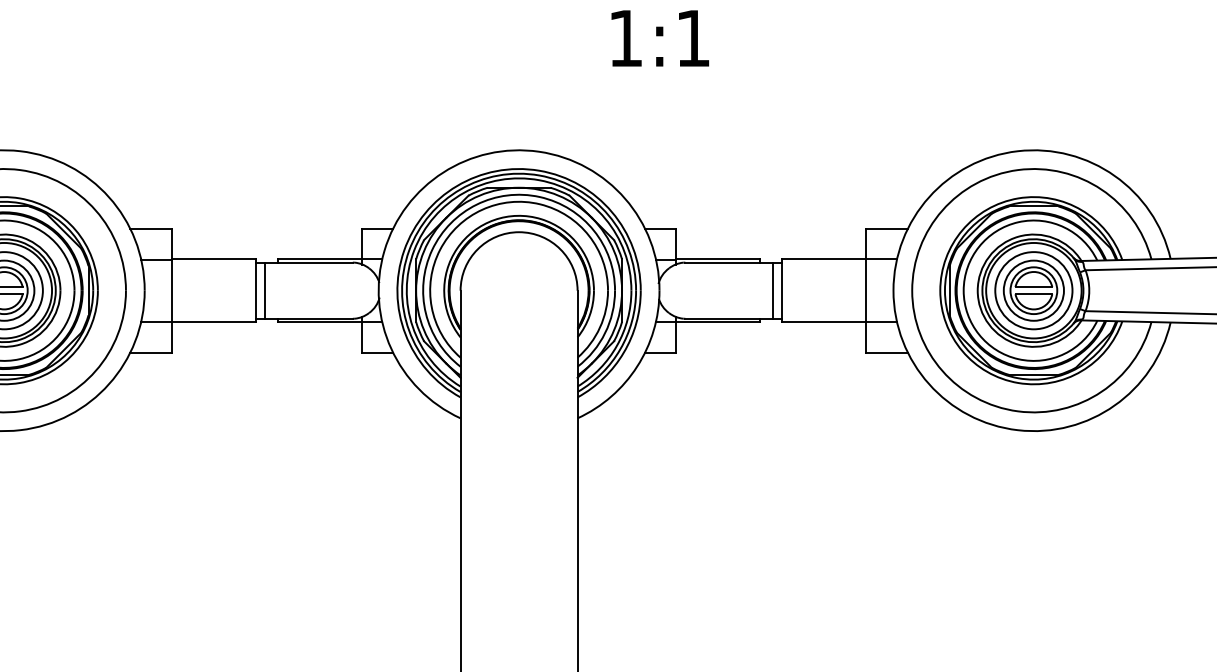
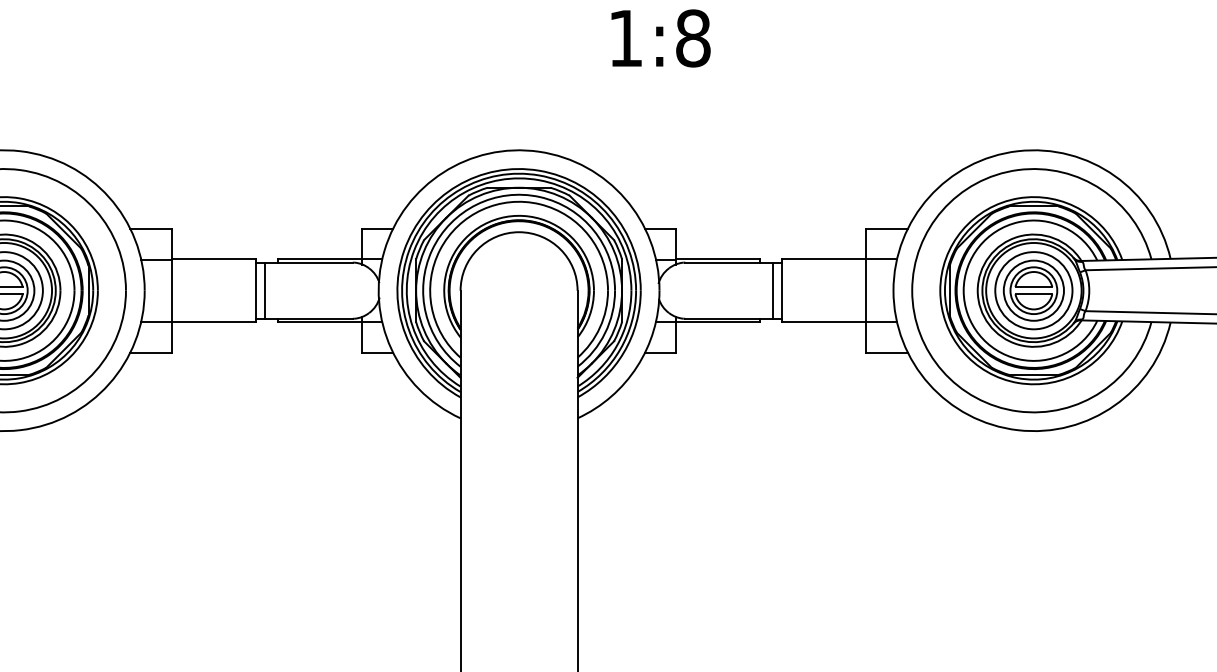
text: 1:1 -> 1:8 (693, 38)
